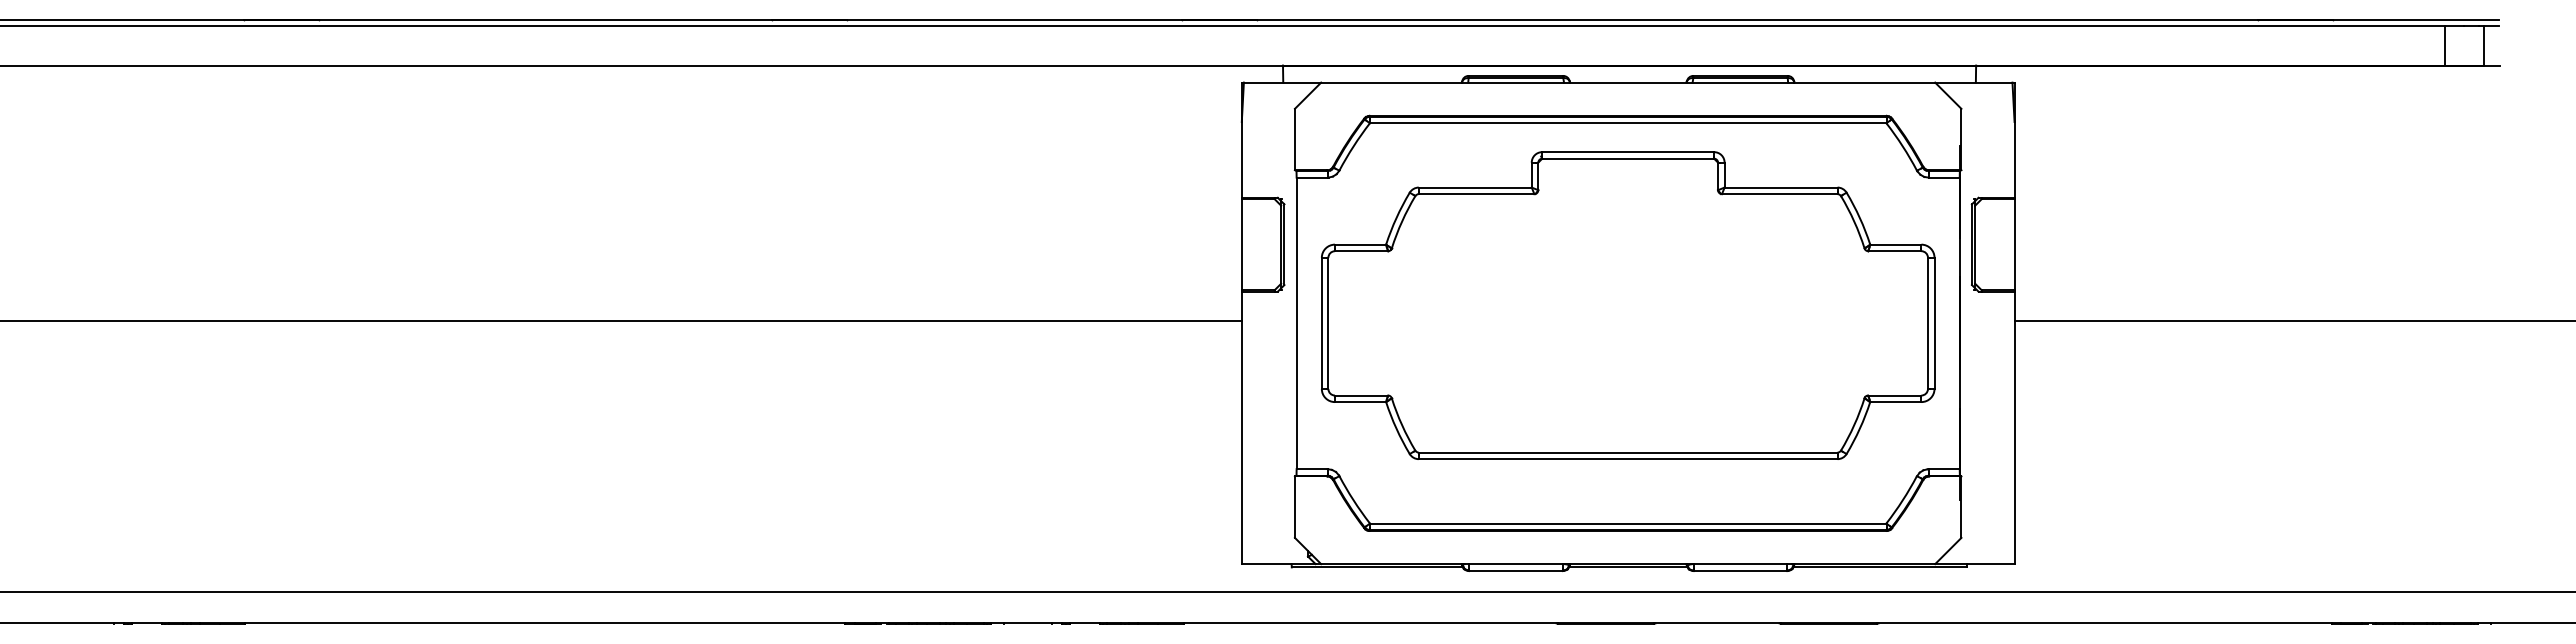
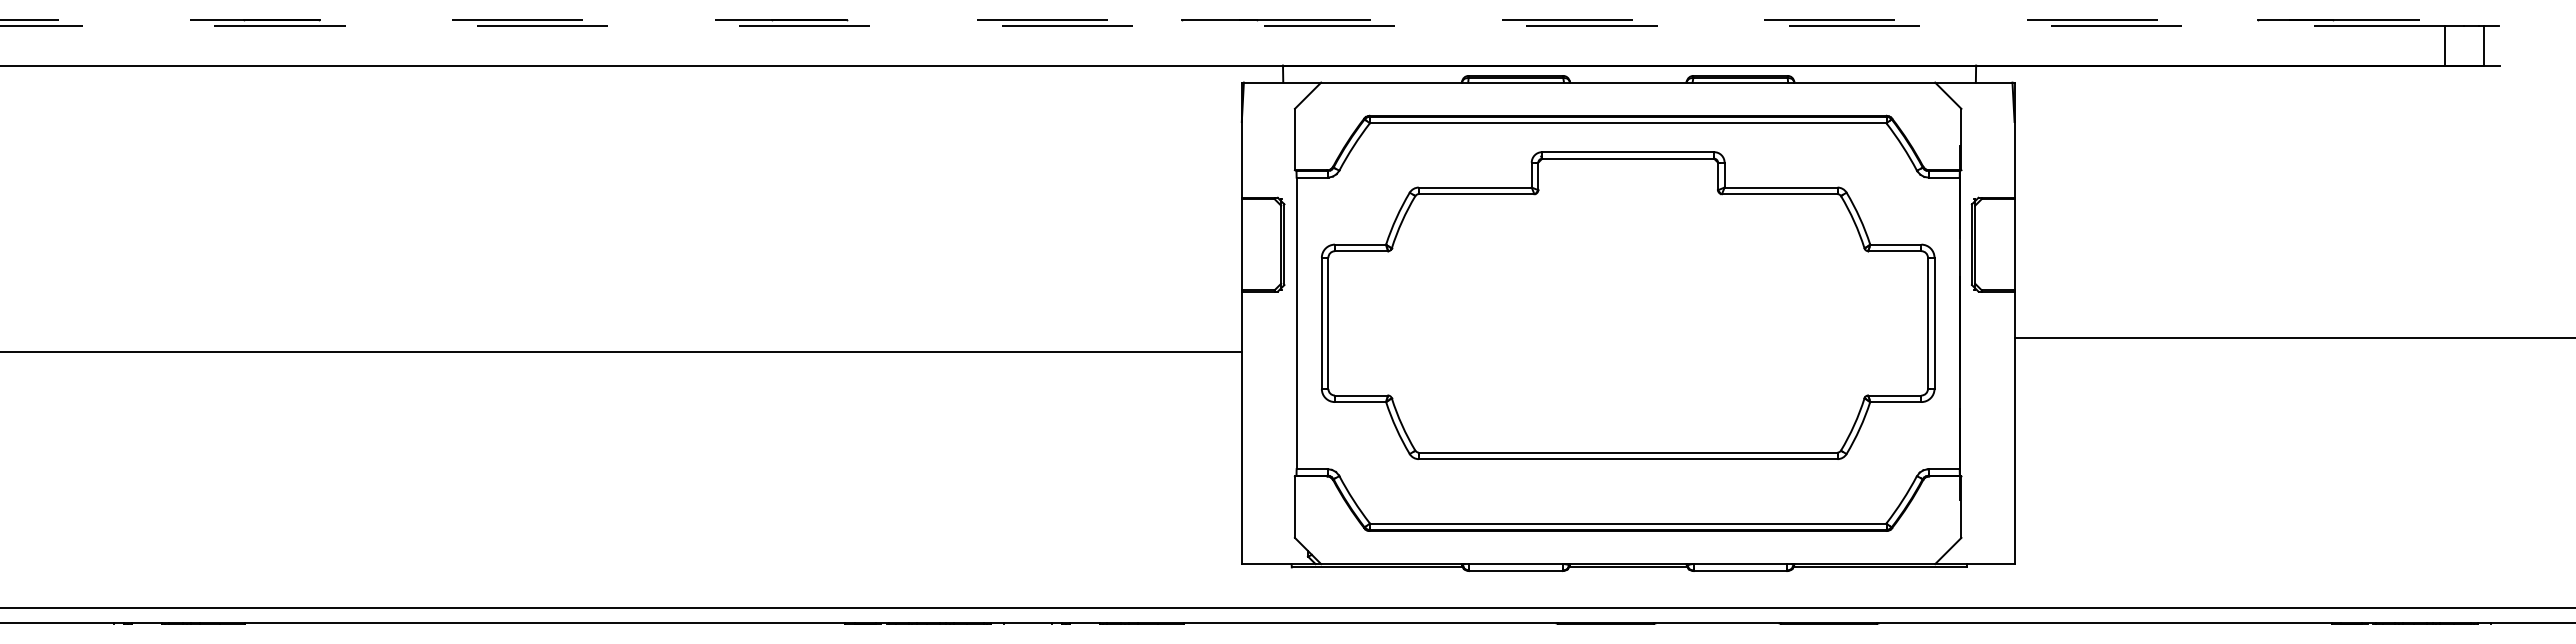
line: solid -> dashed (1250, 19)
line: solid -> dashed (1222, 26)
line position: (621, 321) -> (621, 352) (621, 352)
line position: (2293, 321) -> (2293, 338) (2293, 338)
line position: (1287, 591) -> (1287, 607) (1287, 607)
